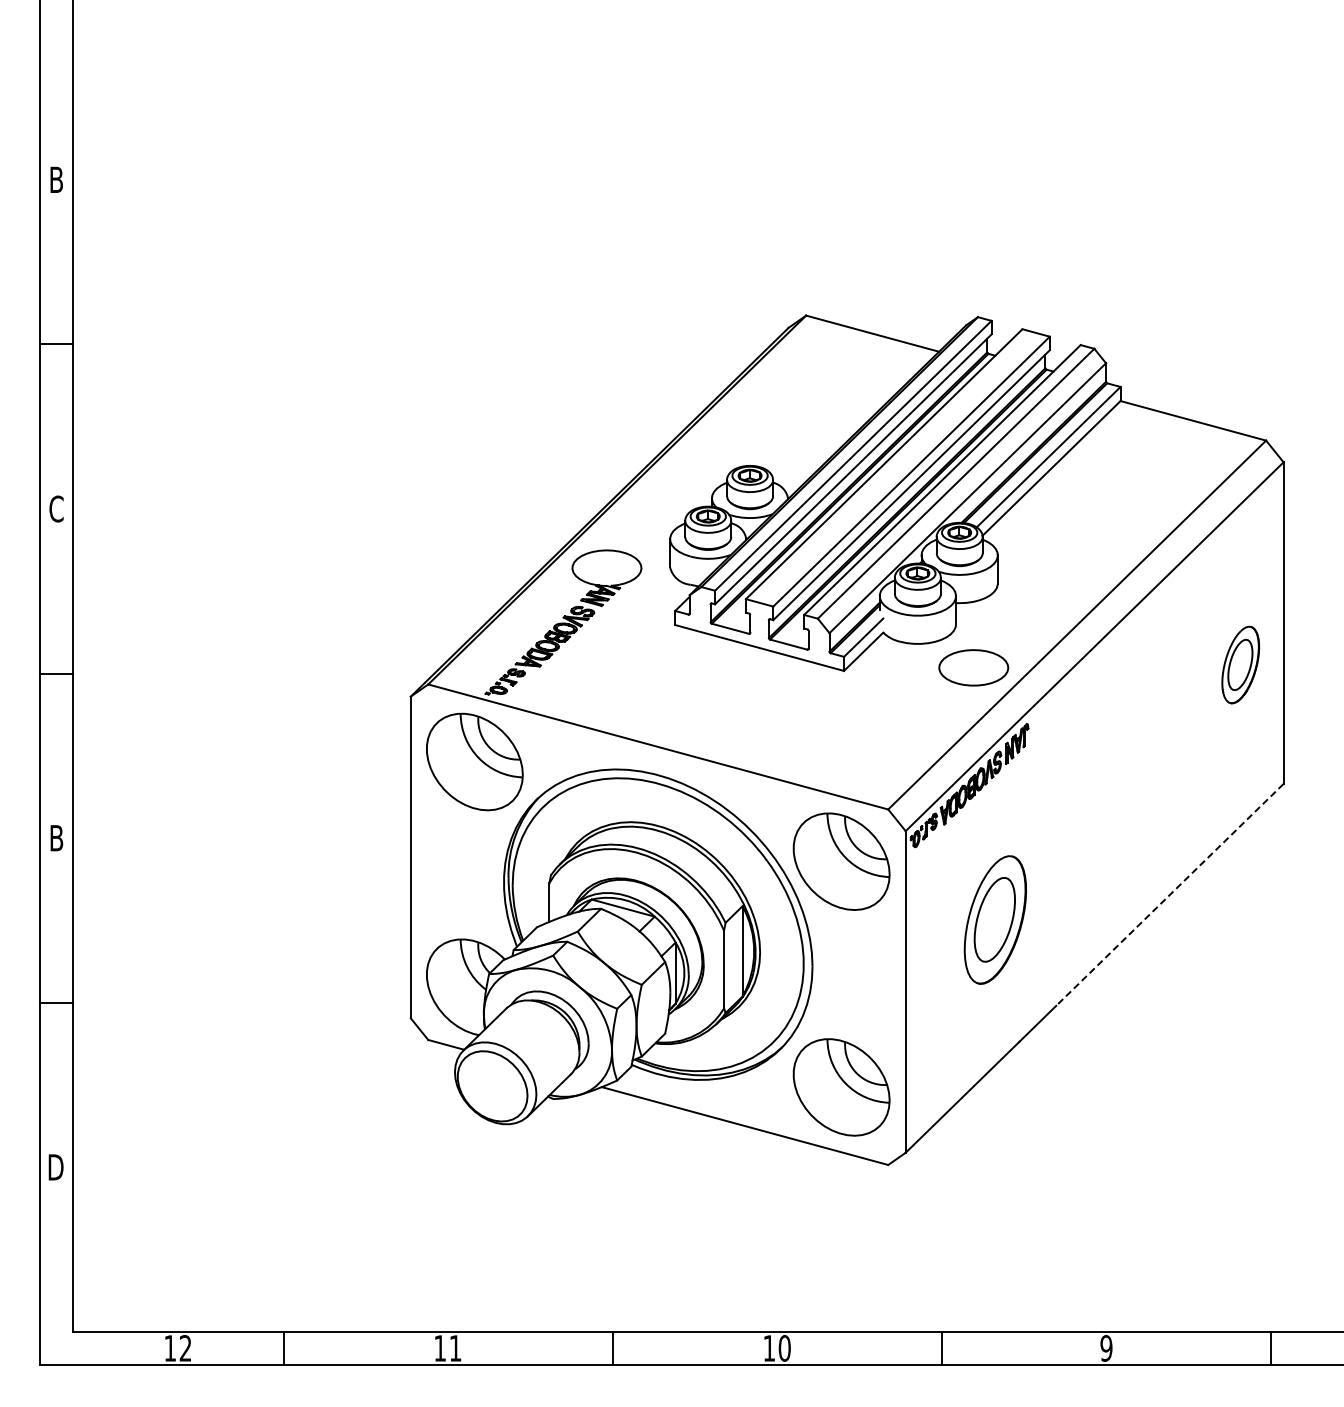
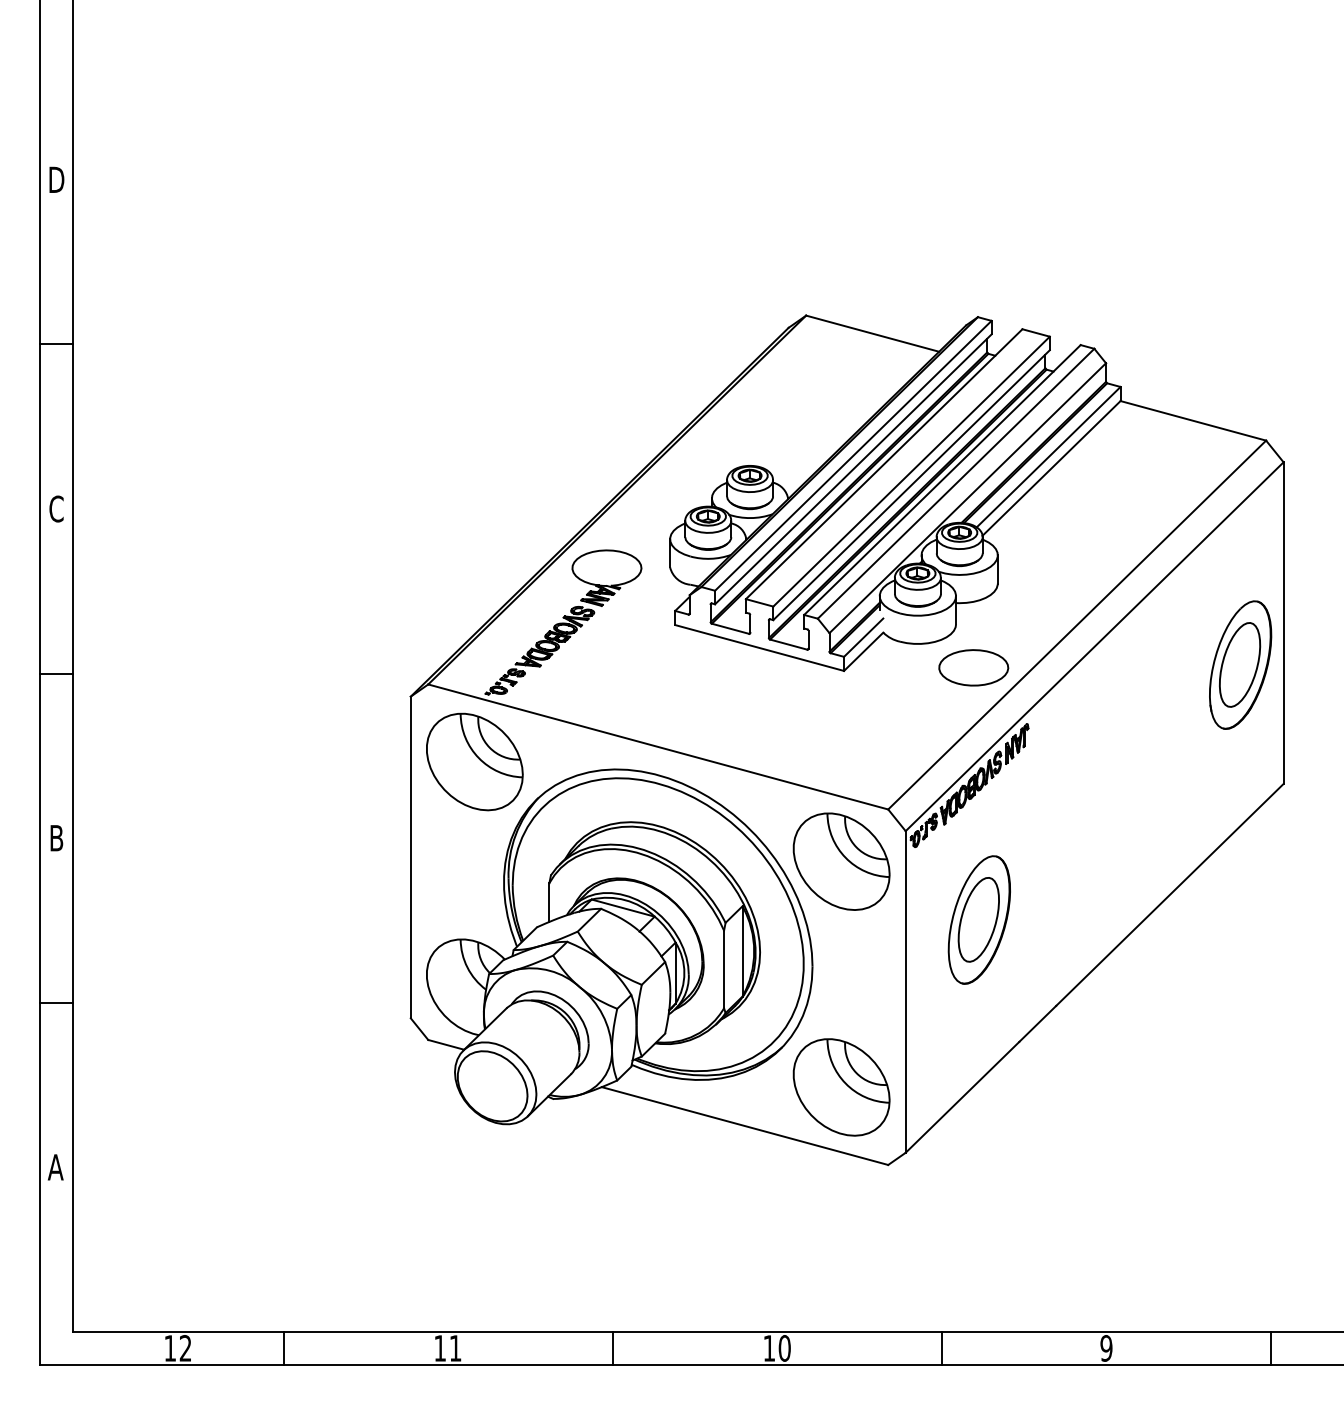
text: B -> D (56, 179)
part size: 40x80 px -> 64x130 px (1240, 664)
line: dashed -> solid (1169, 894)
part position: (994, 919) -> (978, 919) (978, 919)
text: D -> A (55, 1167)
